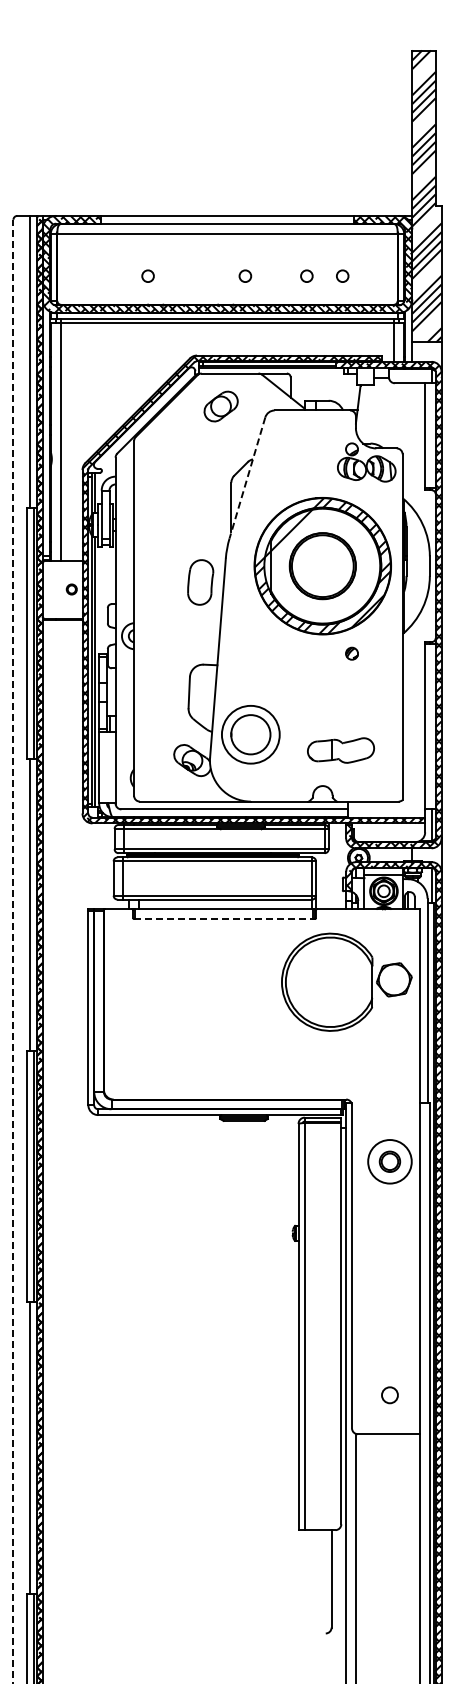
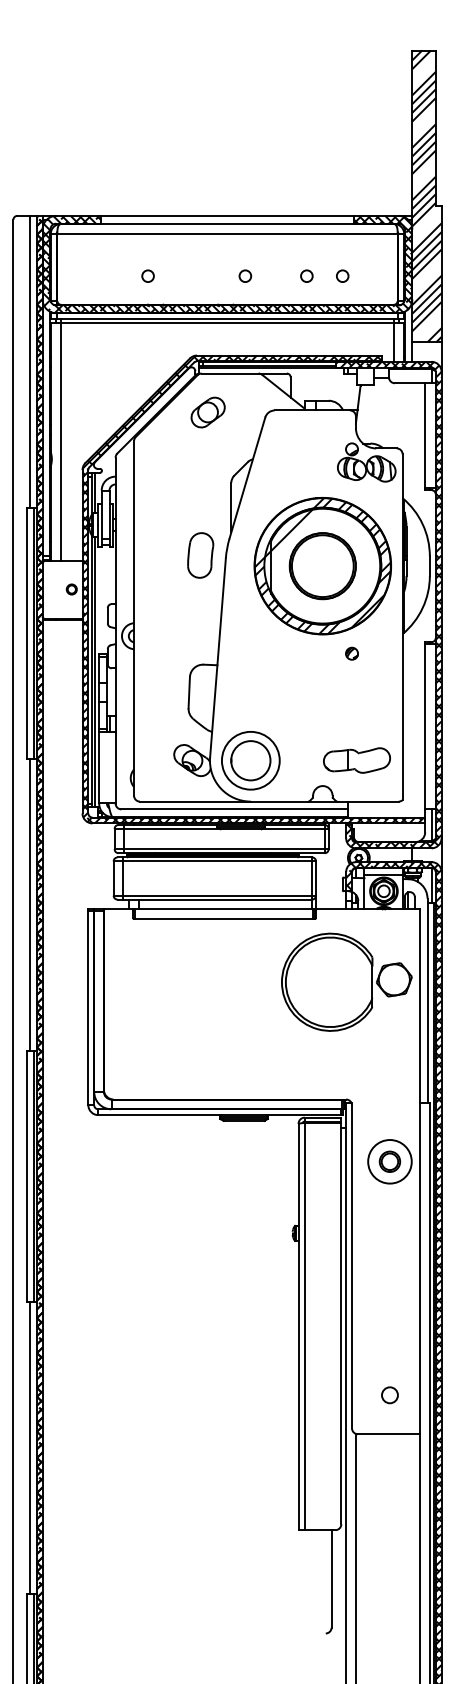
part position: (220, 406) -> (207, 412) (207, 412)
line: dashed -> solid (247, 478)
part position: (200, 582) -> (200, 555) (200, 555)
part position: (250, 734) -> (250, 760) (250, 760)
part position: (340, 750) -> (356, 760) (356, 760)
line: dashed -> solid (225, 919)
line: dashed -> solid (13, 951)
